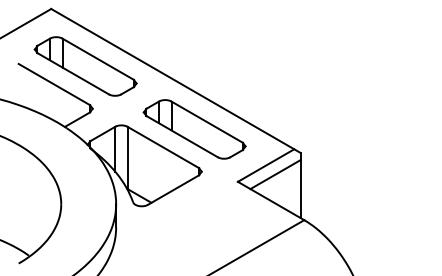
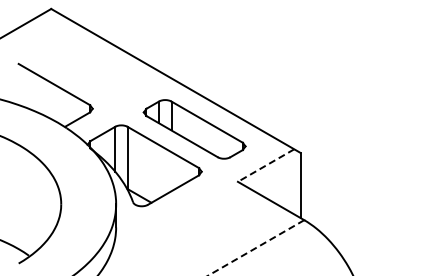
part: present -> none (85, 66)
line: solid -> dashed (266, 165)
line: present -> none (275, 174)
line: solid -> dashed (255, 248)
